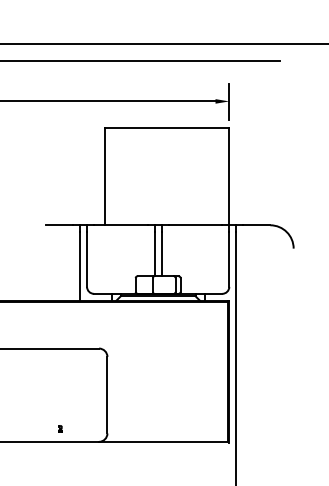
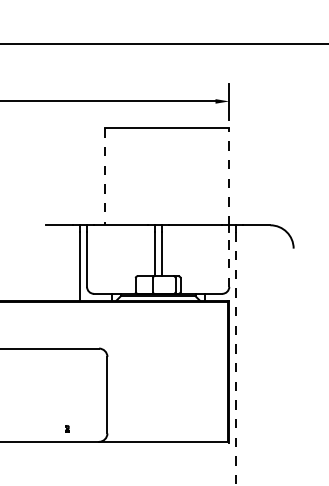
line: present -> none (140, 61)
line: solid -> dashed (105, 176)
line: solid -> dashed (229, 176)
line: solid -> dashed (229, 259)
line: solid -> dashed (236, 359)
part position: (60, 428) -> (67, 428) (67, 428)
